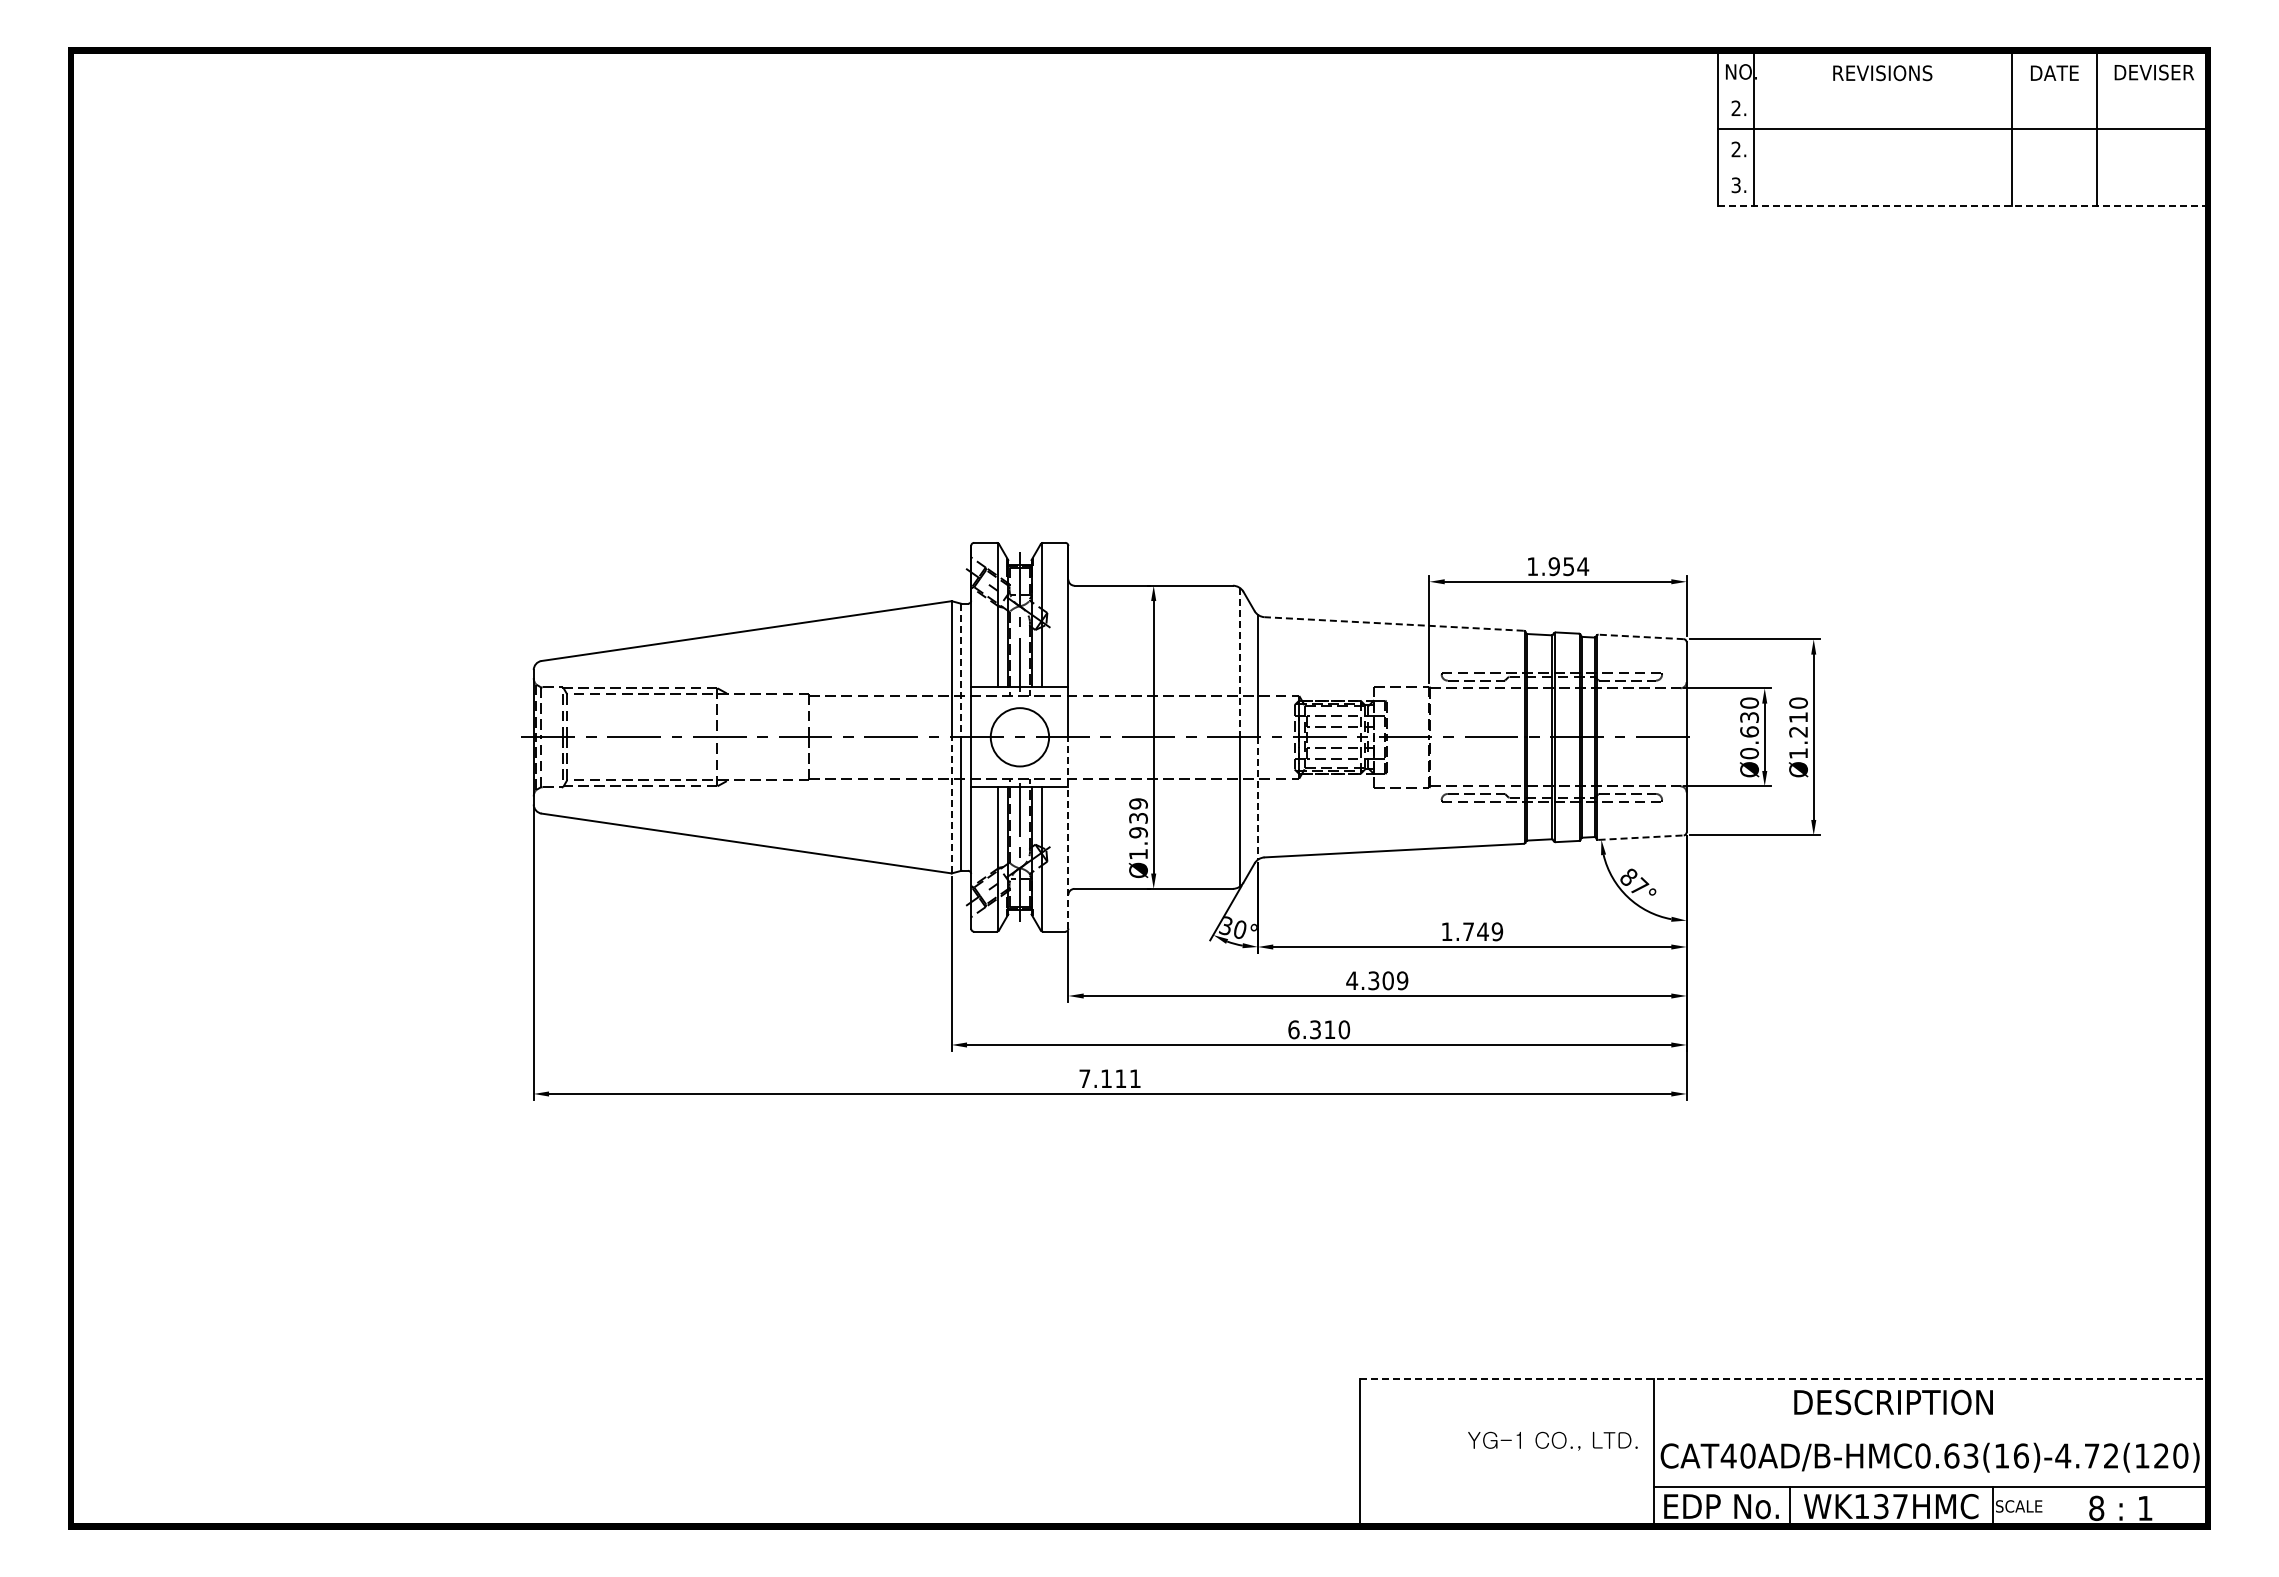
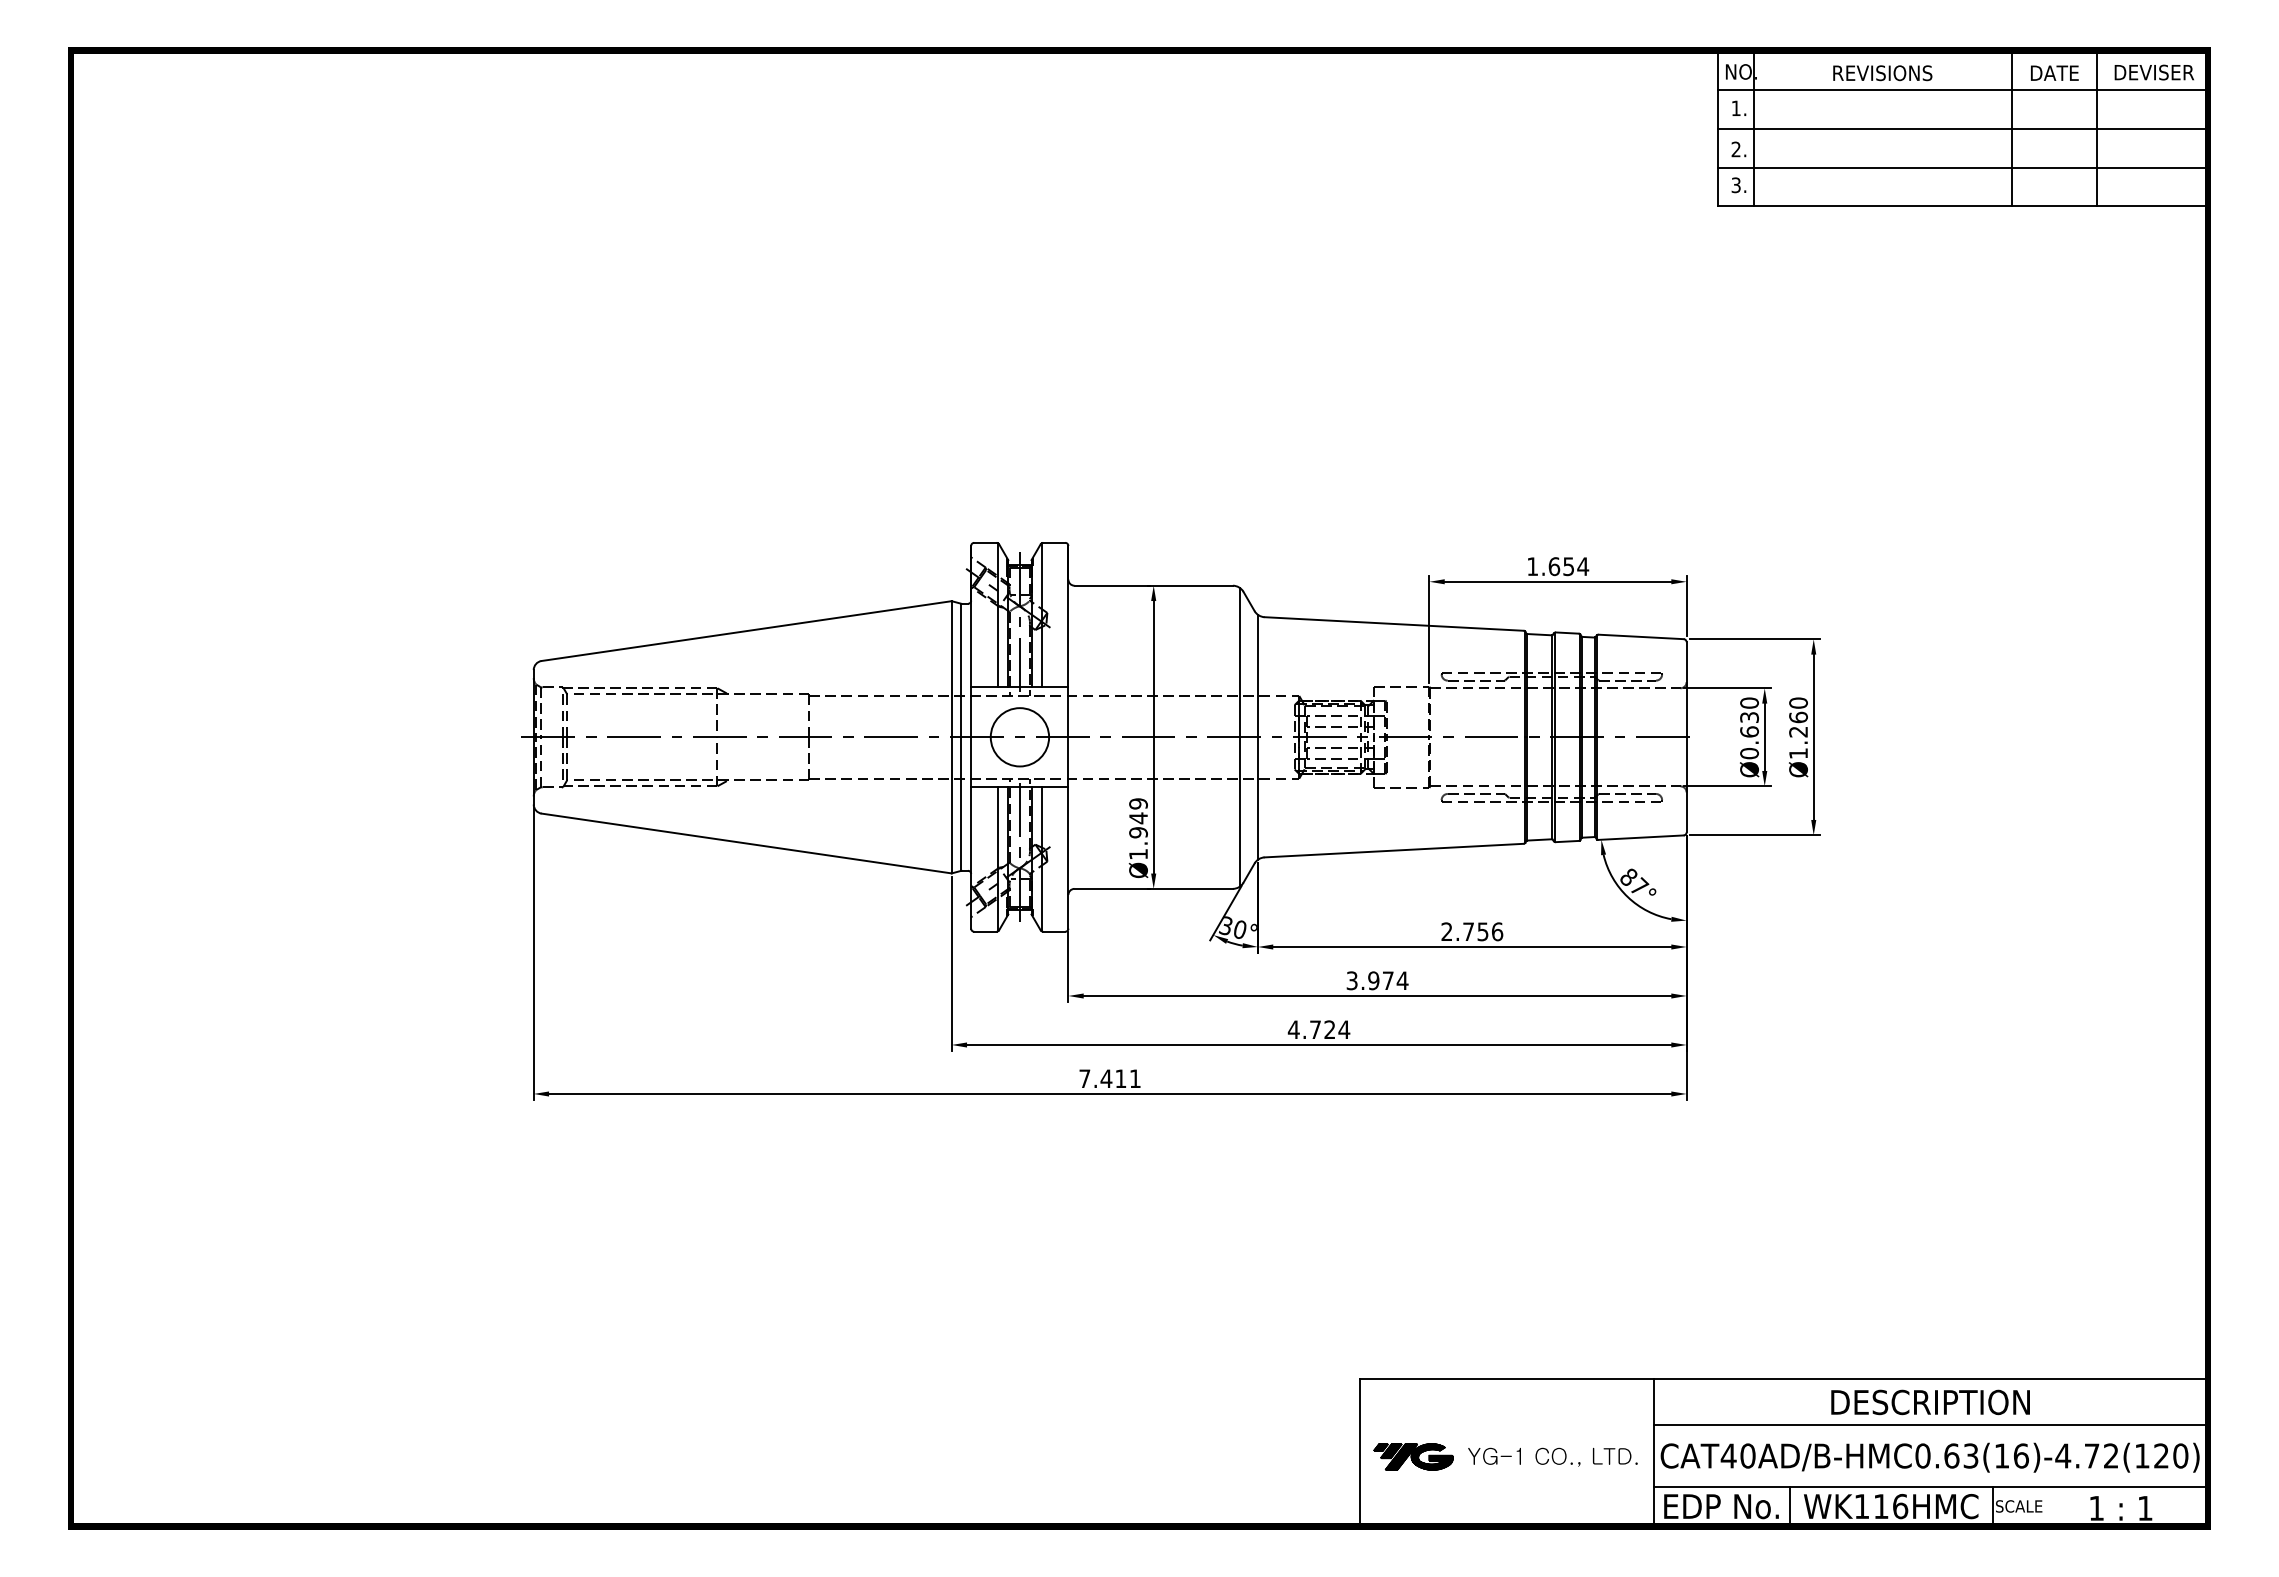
line: none -> present (1962, 89)
text: 2. -> 1. (1735, 107)
line: none -> present (1962, 168)
line: dashed -> solid (1962, 205)
text: 1.954 -> 1.654 (1554, 566)
line: dashed -> solid (1394, 623)
line: dashed -> solid (1641, 636)
line: dashed -> solid (1239, 662)
line: dashed -> solid (961, 670)
text: Ø1.210 -> Ø1.260 (1798, 717)
line: dashed -> solid (1257, 799)
line: dashed -> solid (951, 804)
text: Ø1.939 -> Ø1.949 (1138, 818)
line: dashed -> solid (1068, 832)
line: dashed -> solid (1641, 837)
text: 1.749 -> 2.756 (1472, 931)
text: 4.309 -> 3.974 (1377, 980)
text: 6.310 -> 4.724 (1318, 1029)
text: 7.111 -> 7.411 (1106, 1078)
line: dashed -> solid (1783, 1379)
text position: (1893, 1402) -> (1930, 1402) (1930, 1402)
line: none -> present (1930, 1425)
text position: (1552, 1440) -> (1552, 1456) (1552, 1456)
part: none -> present (1413, 1456)
text: WK137HMC -> WK116HMC (1891, 1506)
text: 8 -> 1 (2096, 1507)
